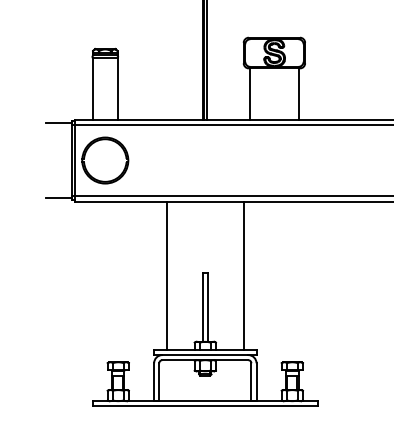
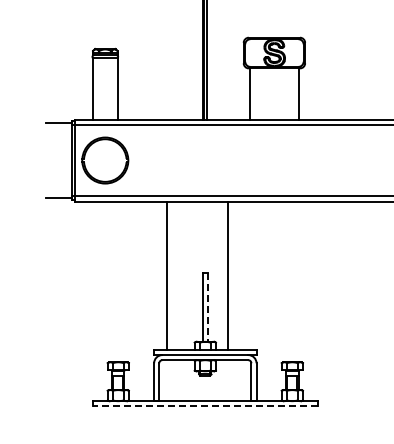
line position: (243, 275) -> (227, 275) (227, 275)
line: solid -> dashed (207, 308)
line: solid -> dashed (205, 406)
